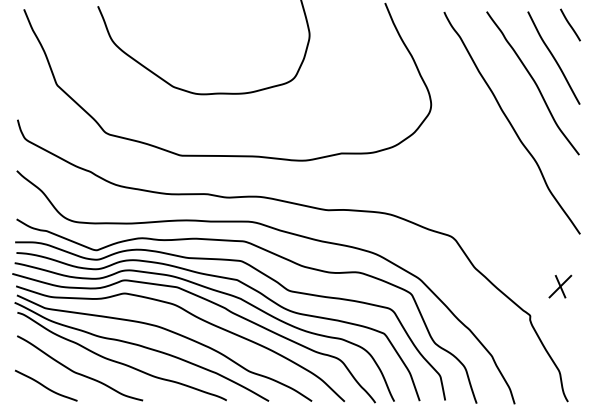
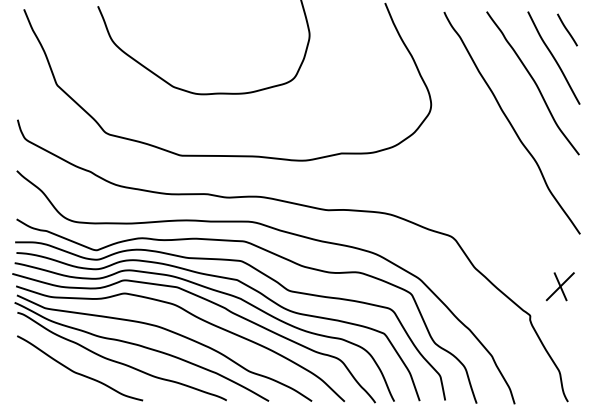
line position: (570, 24) -> (567, 29) (567, 29)
part size: 25x25 px -> 30x30 px (559, 286)
curve: present -> none (44, 385)
